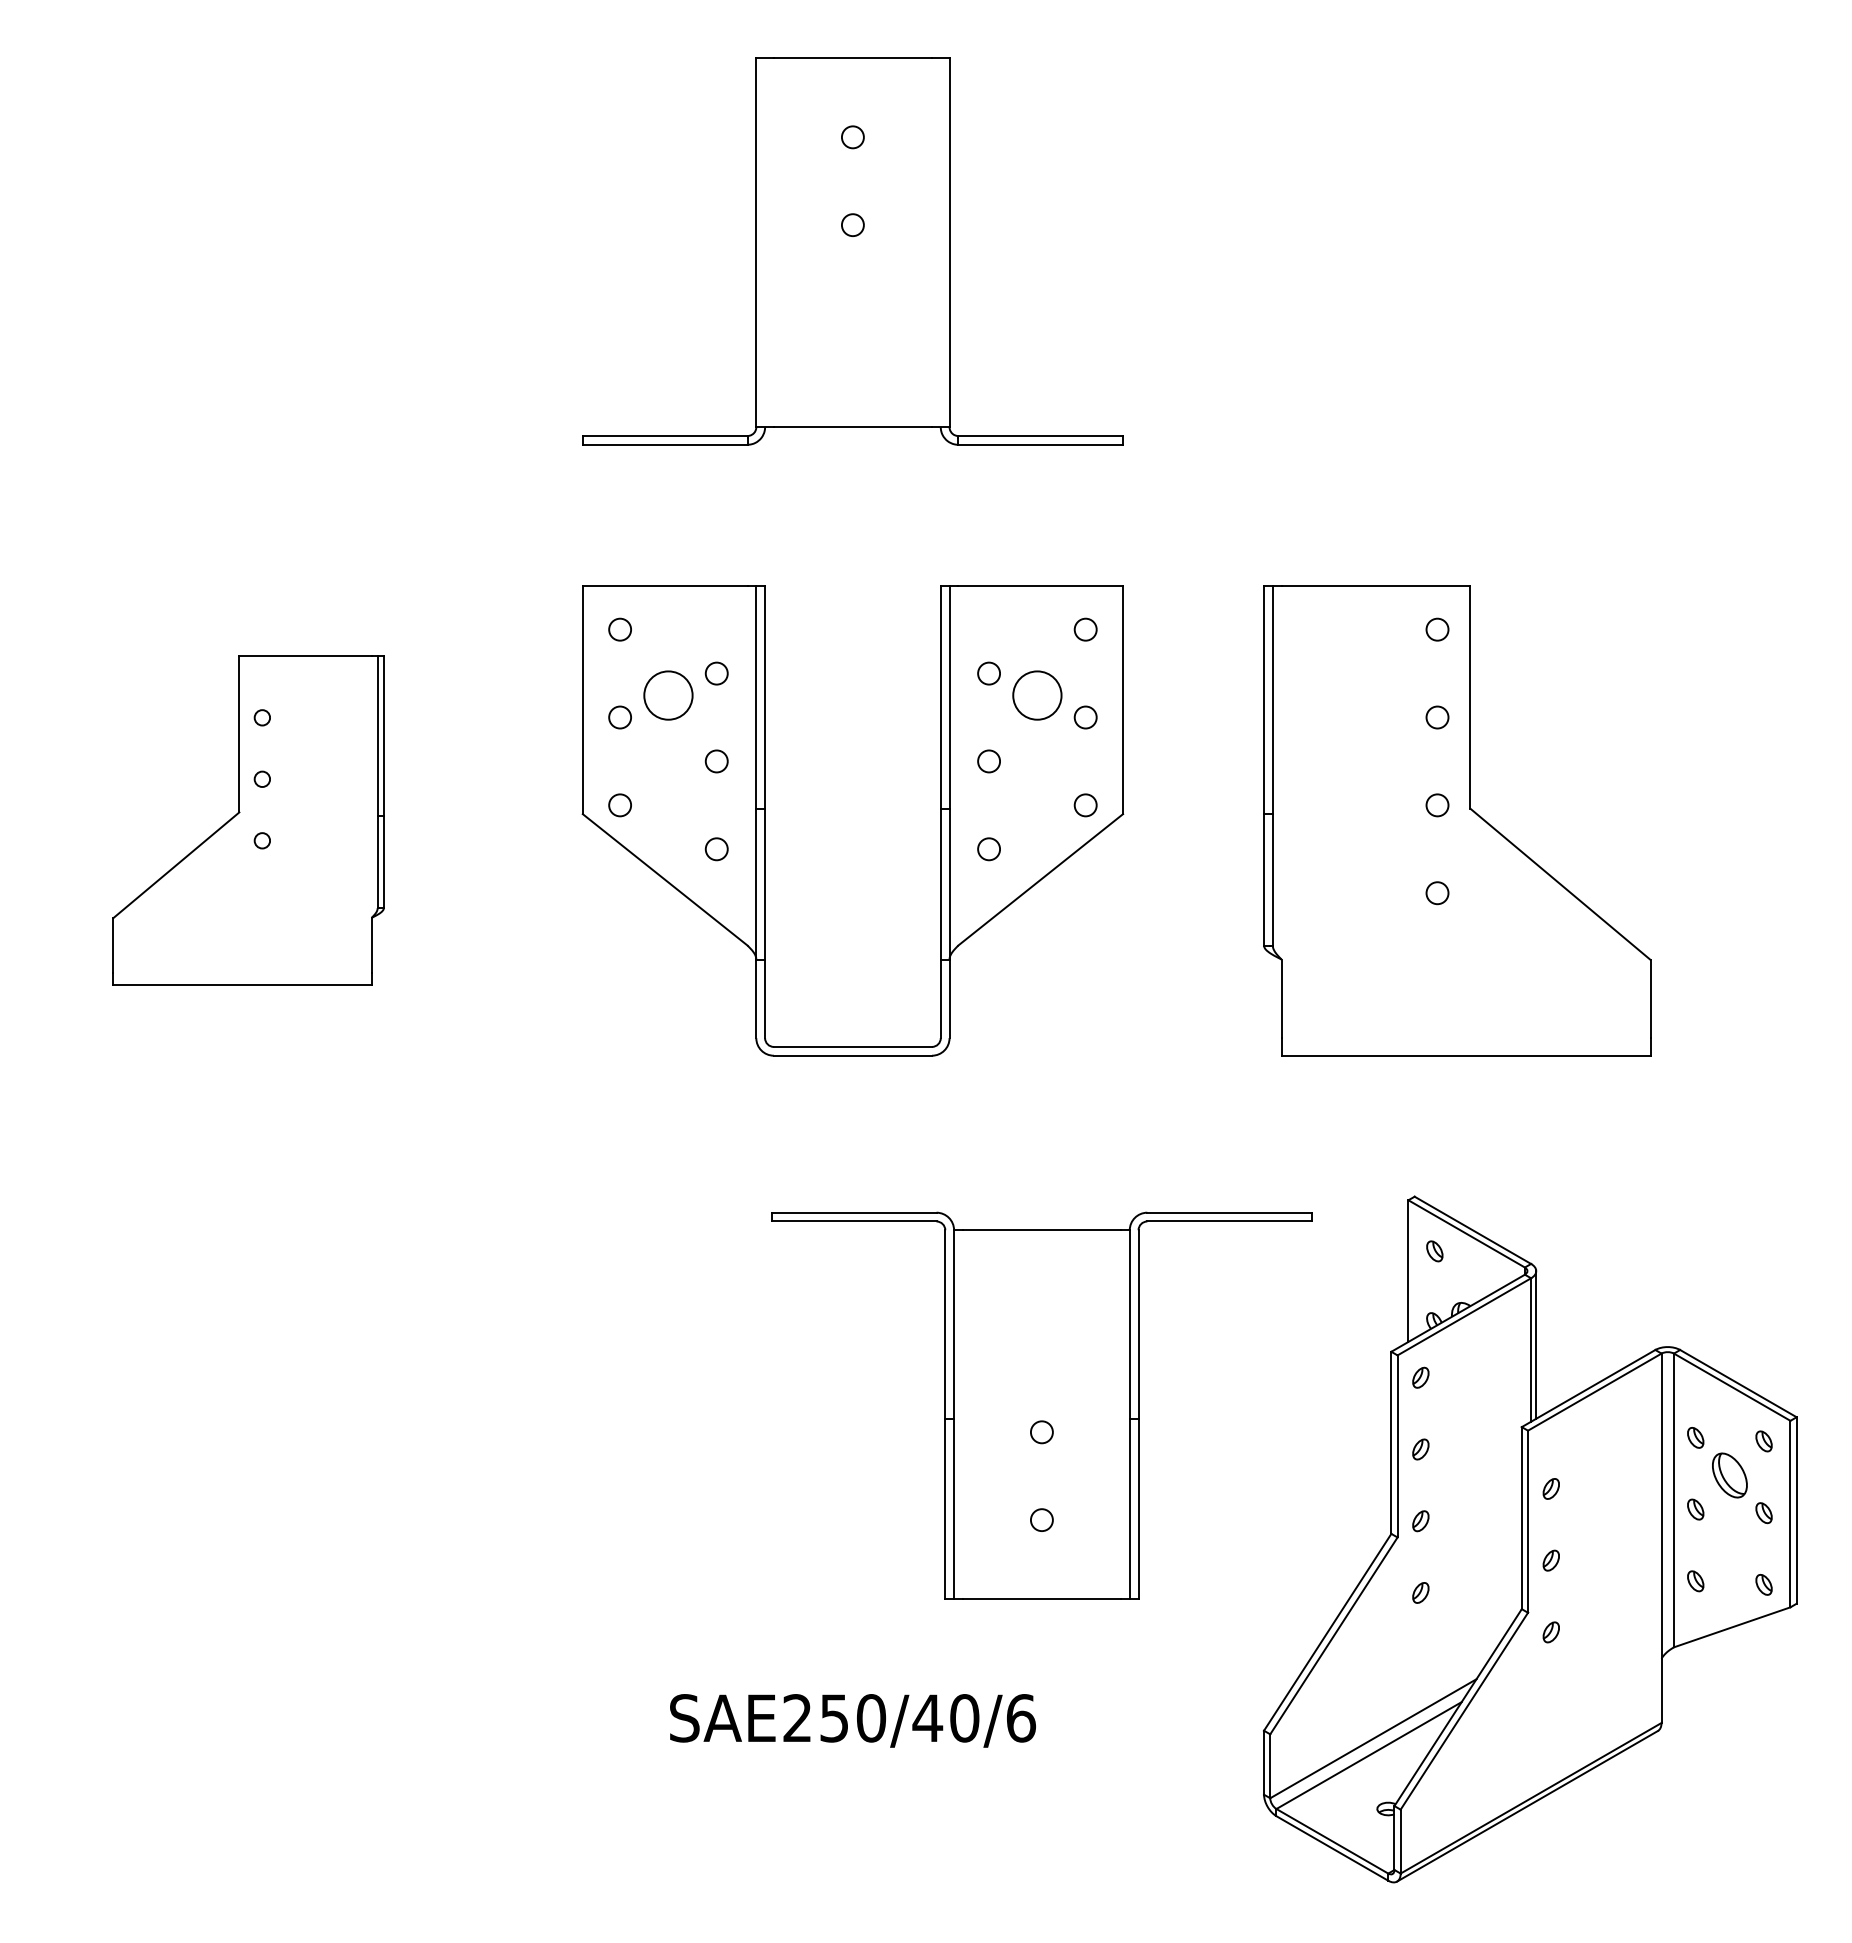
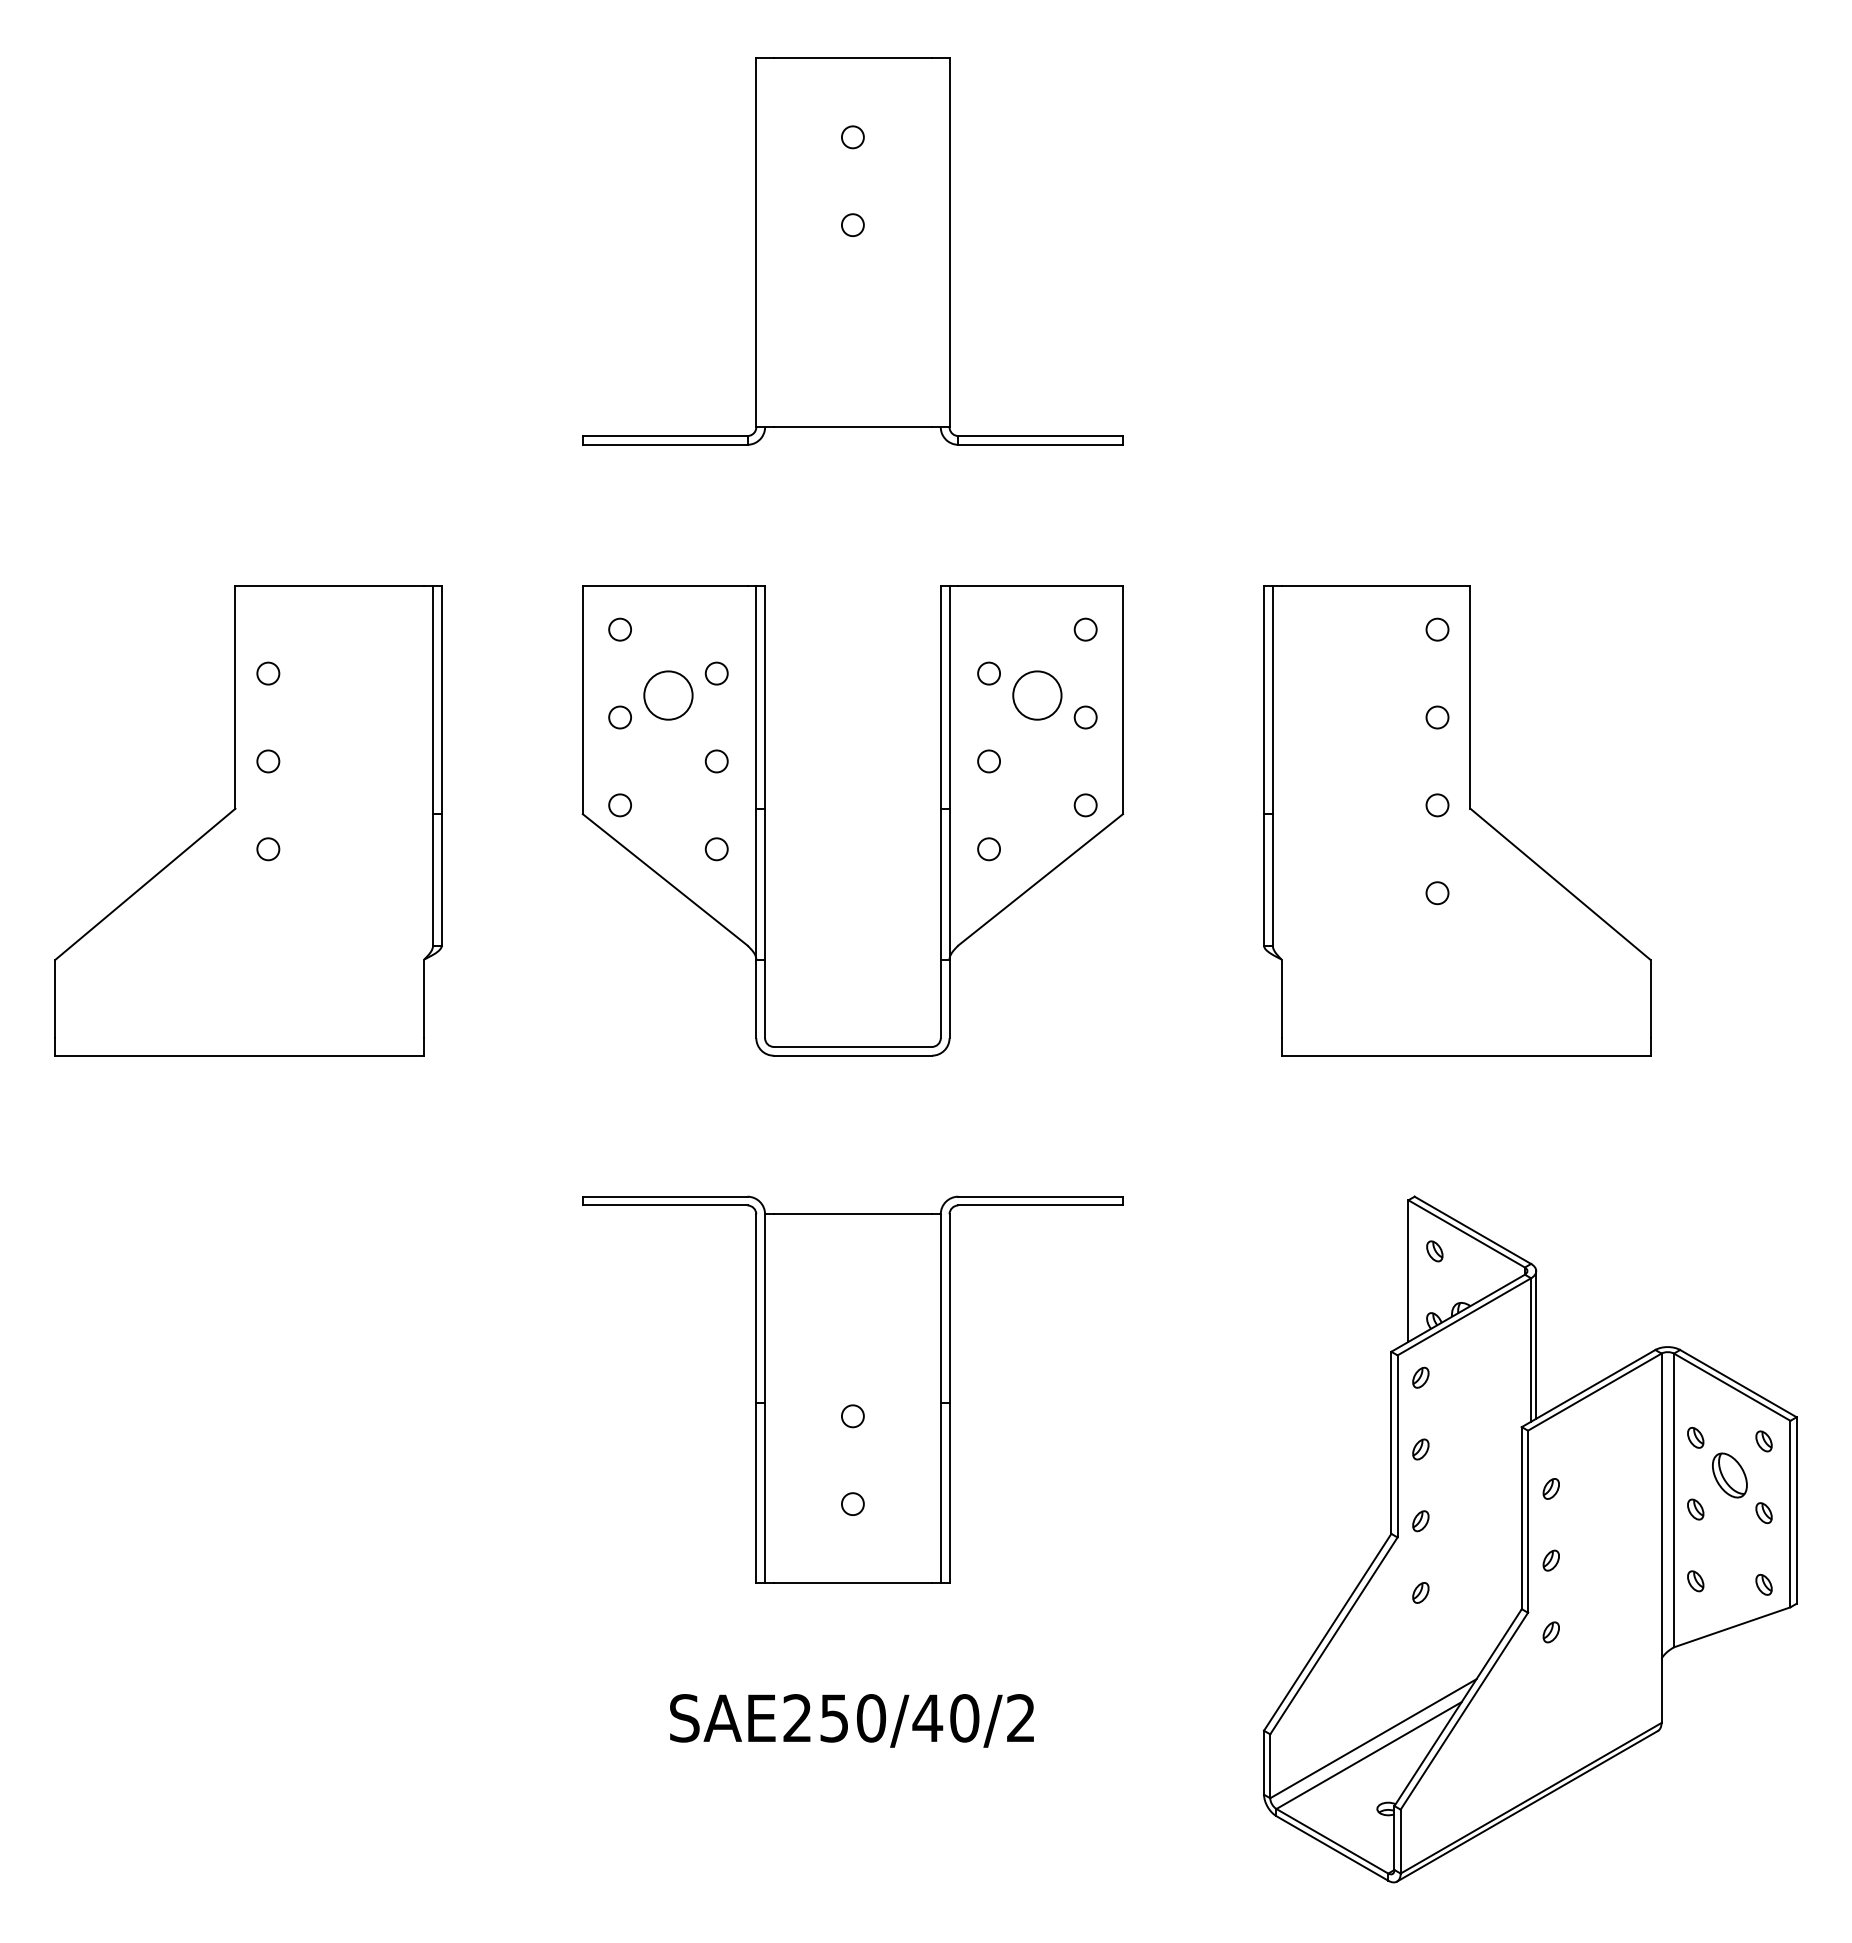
part size: 273x331 px -> 389x472 px (248, 820)
part position: (1041, 1405) -> (852, 1389) (852, 1389)
text: SAE250/40/6 -> SAE250/40/2 (1021, 1718)
